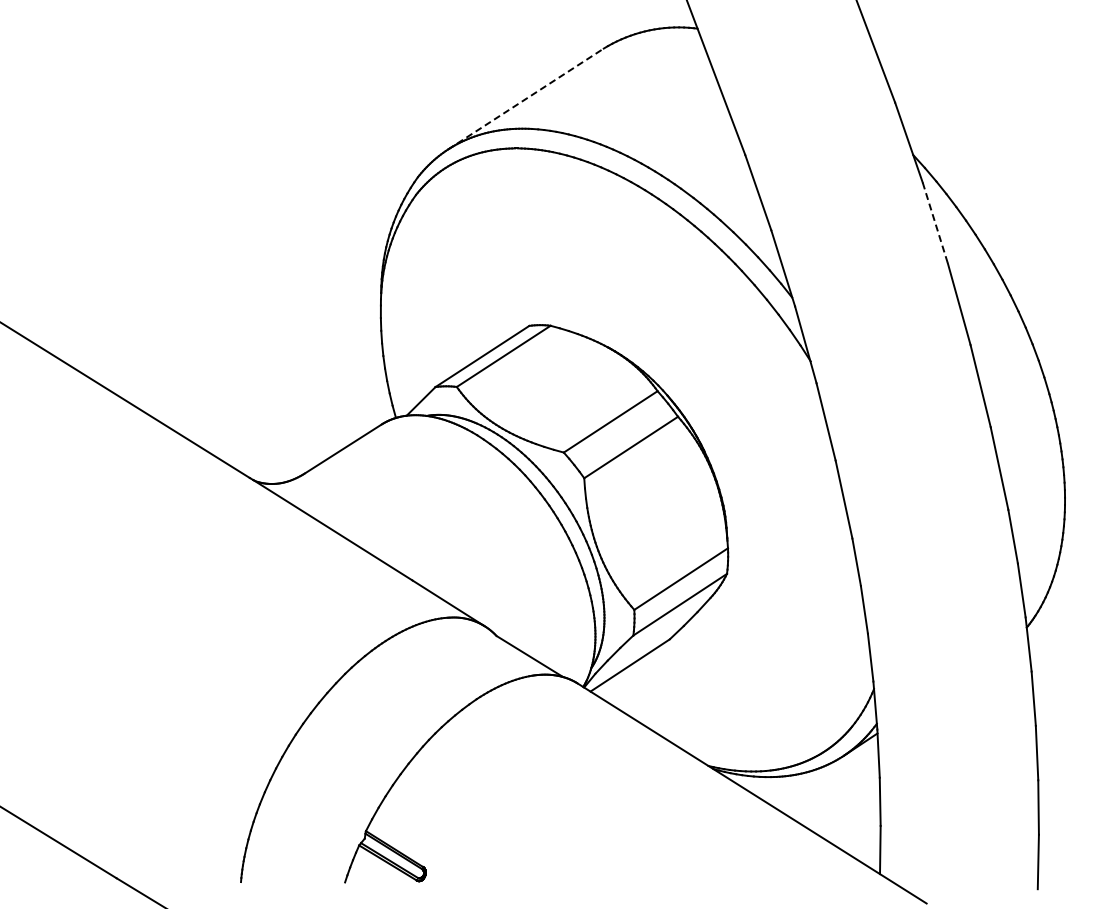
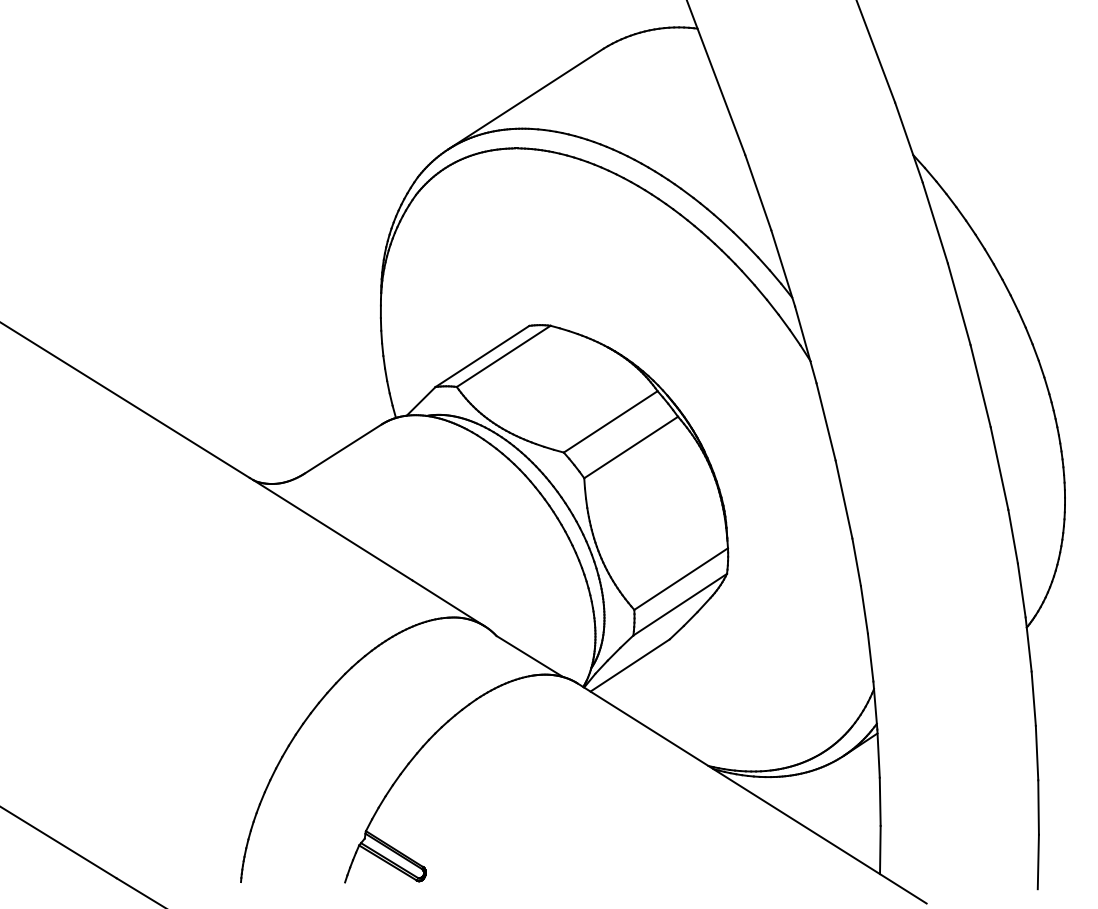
line: dashed -> solid (525, 99)
line: dashed -> solid (935, 223)
